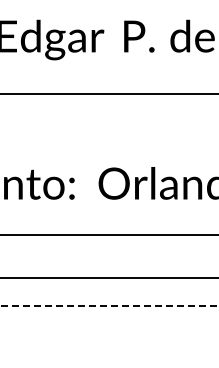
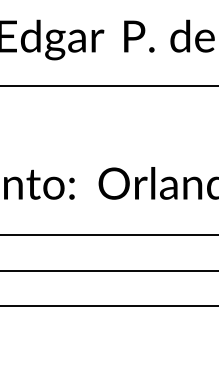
line position: (108, 94) -> (108, 86) (108, 86)
line position: (108, 277) -> (108, 270) (108, 270)
line: dashed -> solid (109, 305)
